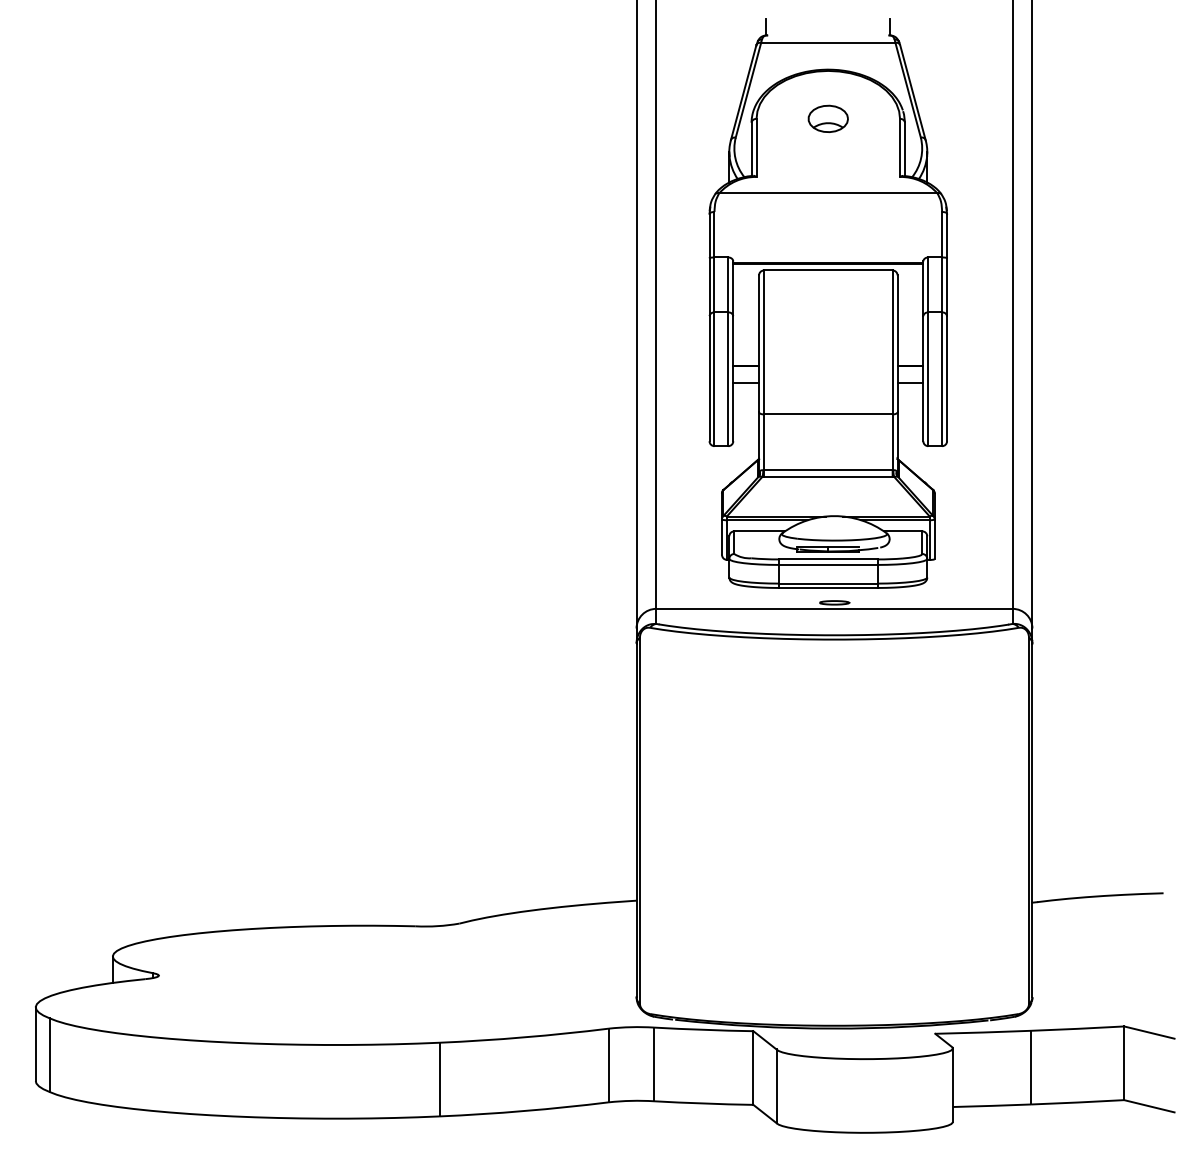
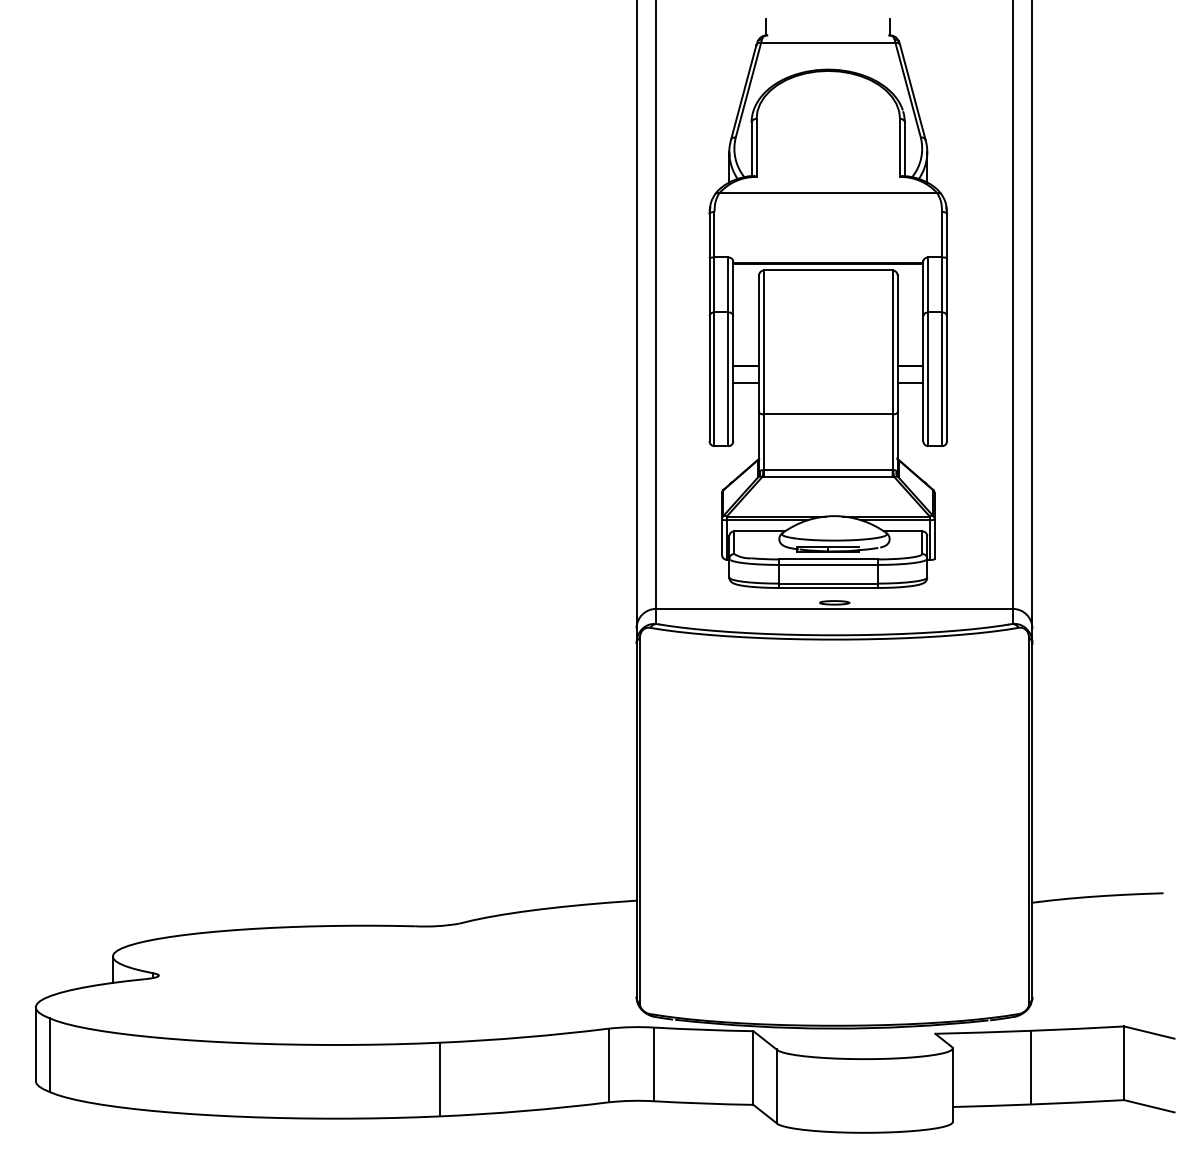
part: present -> none (827, 118)
